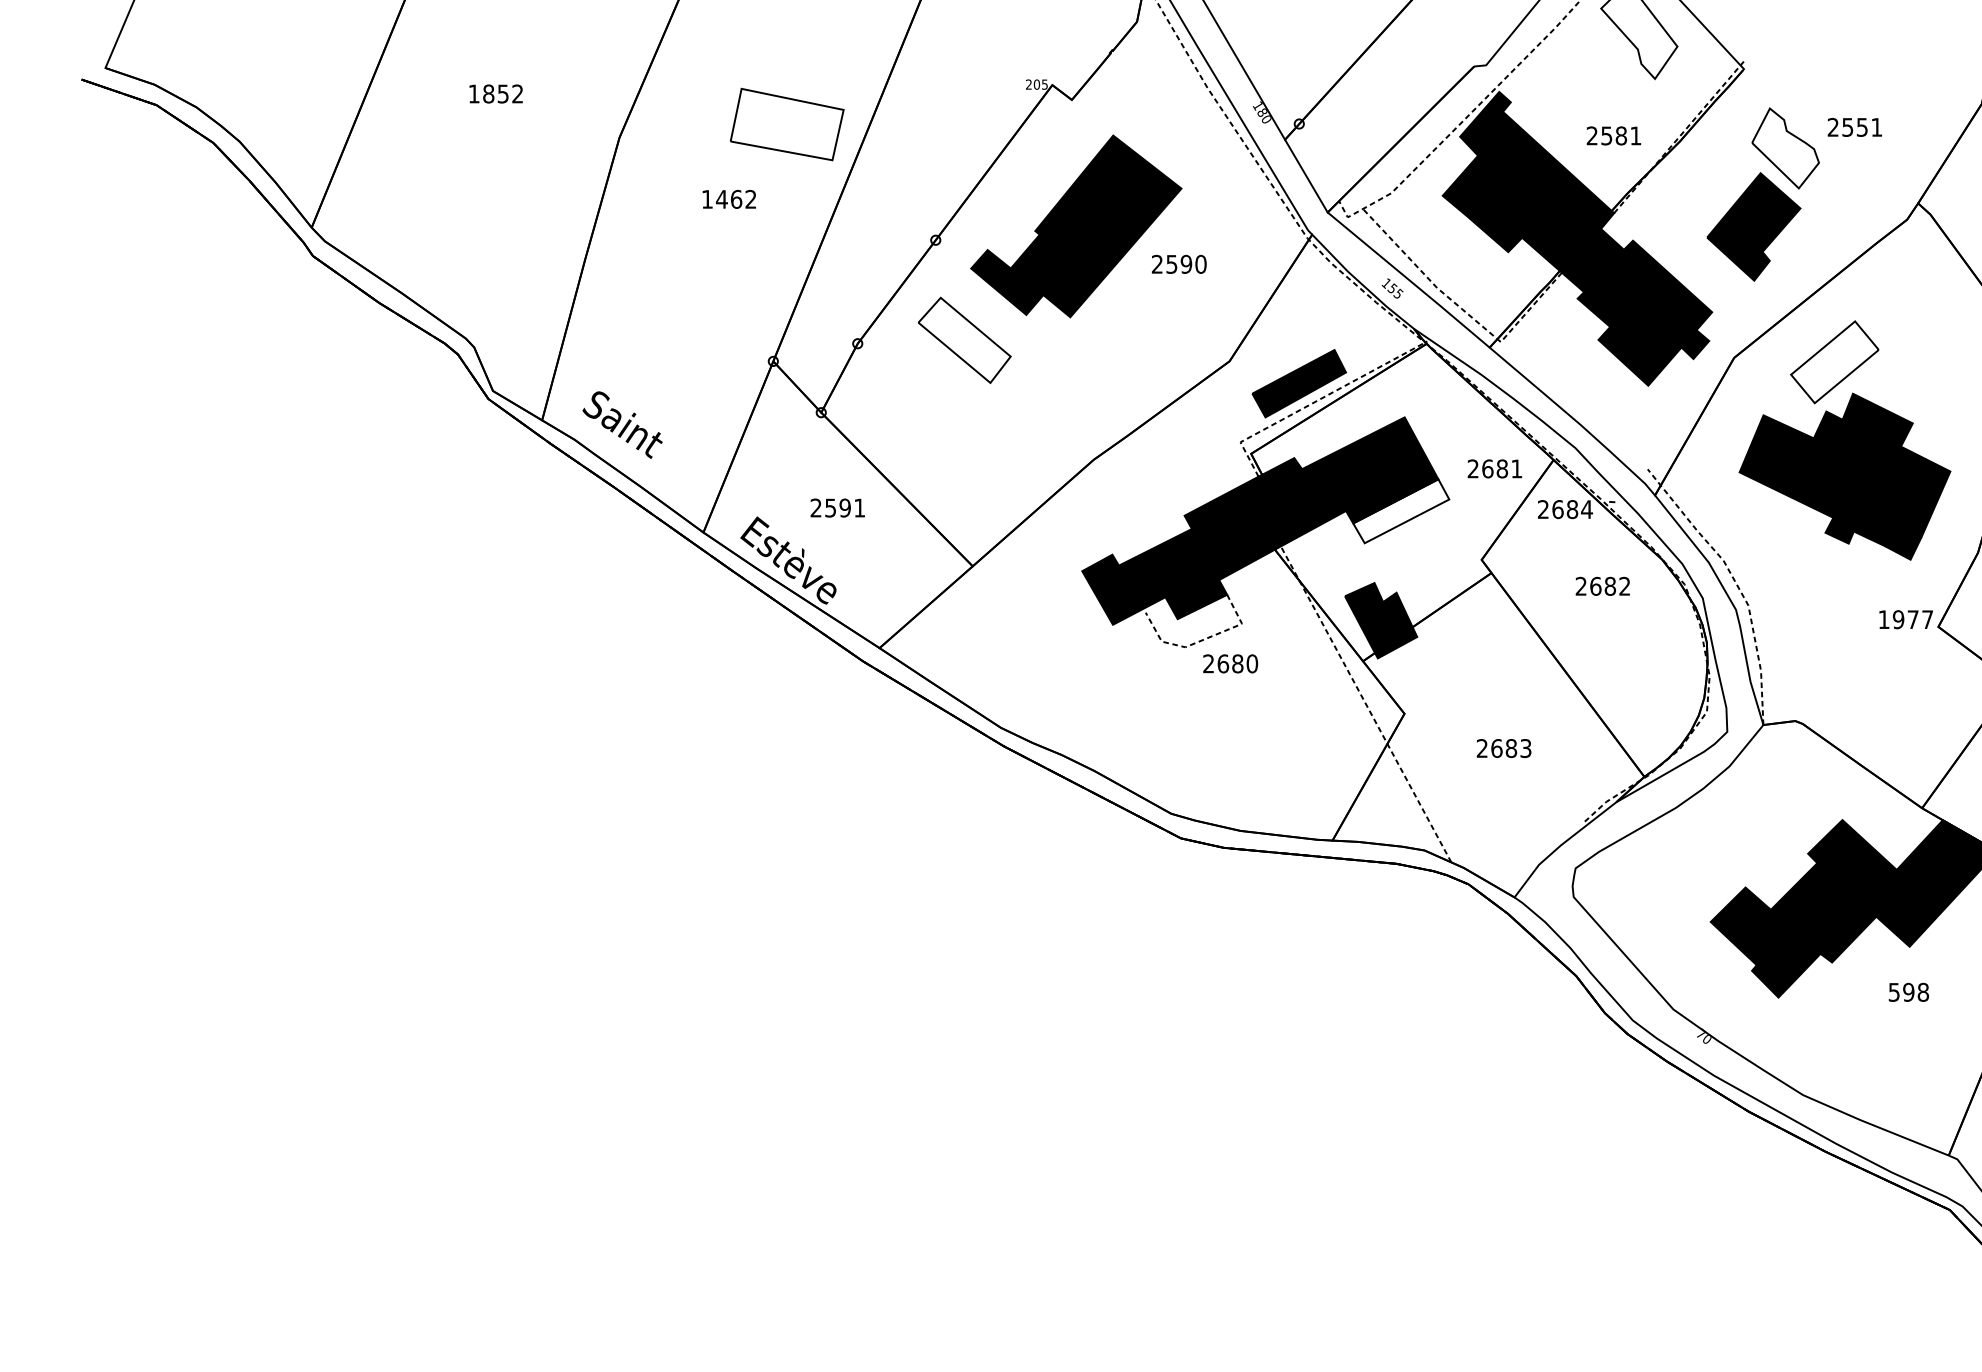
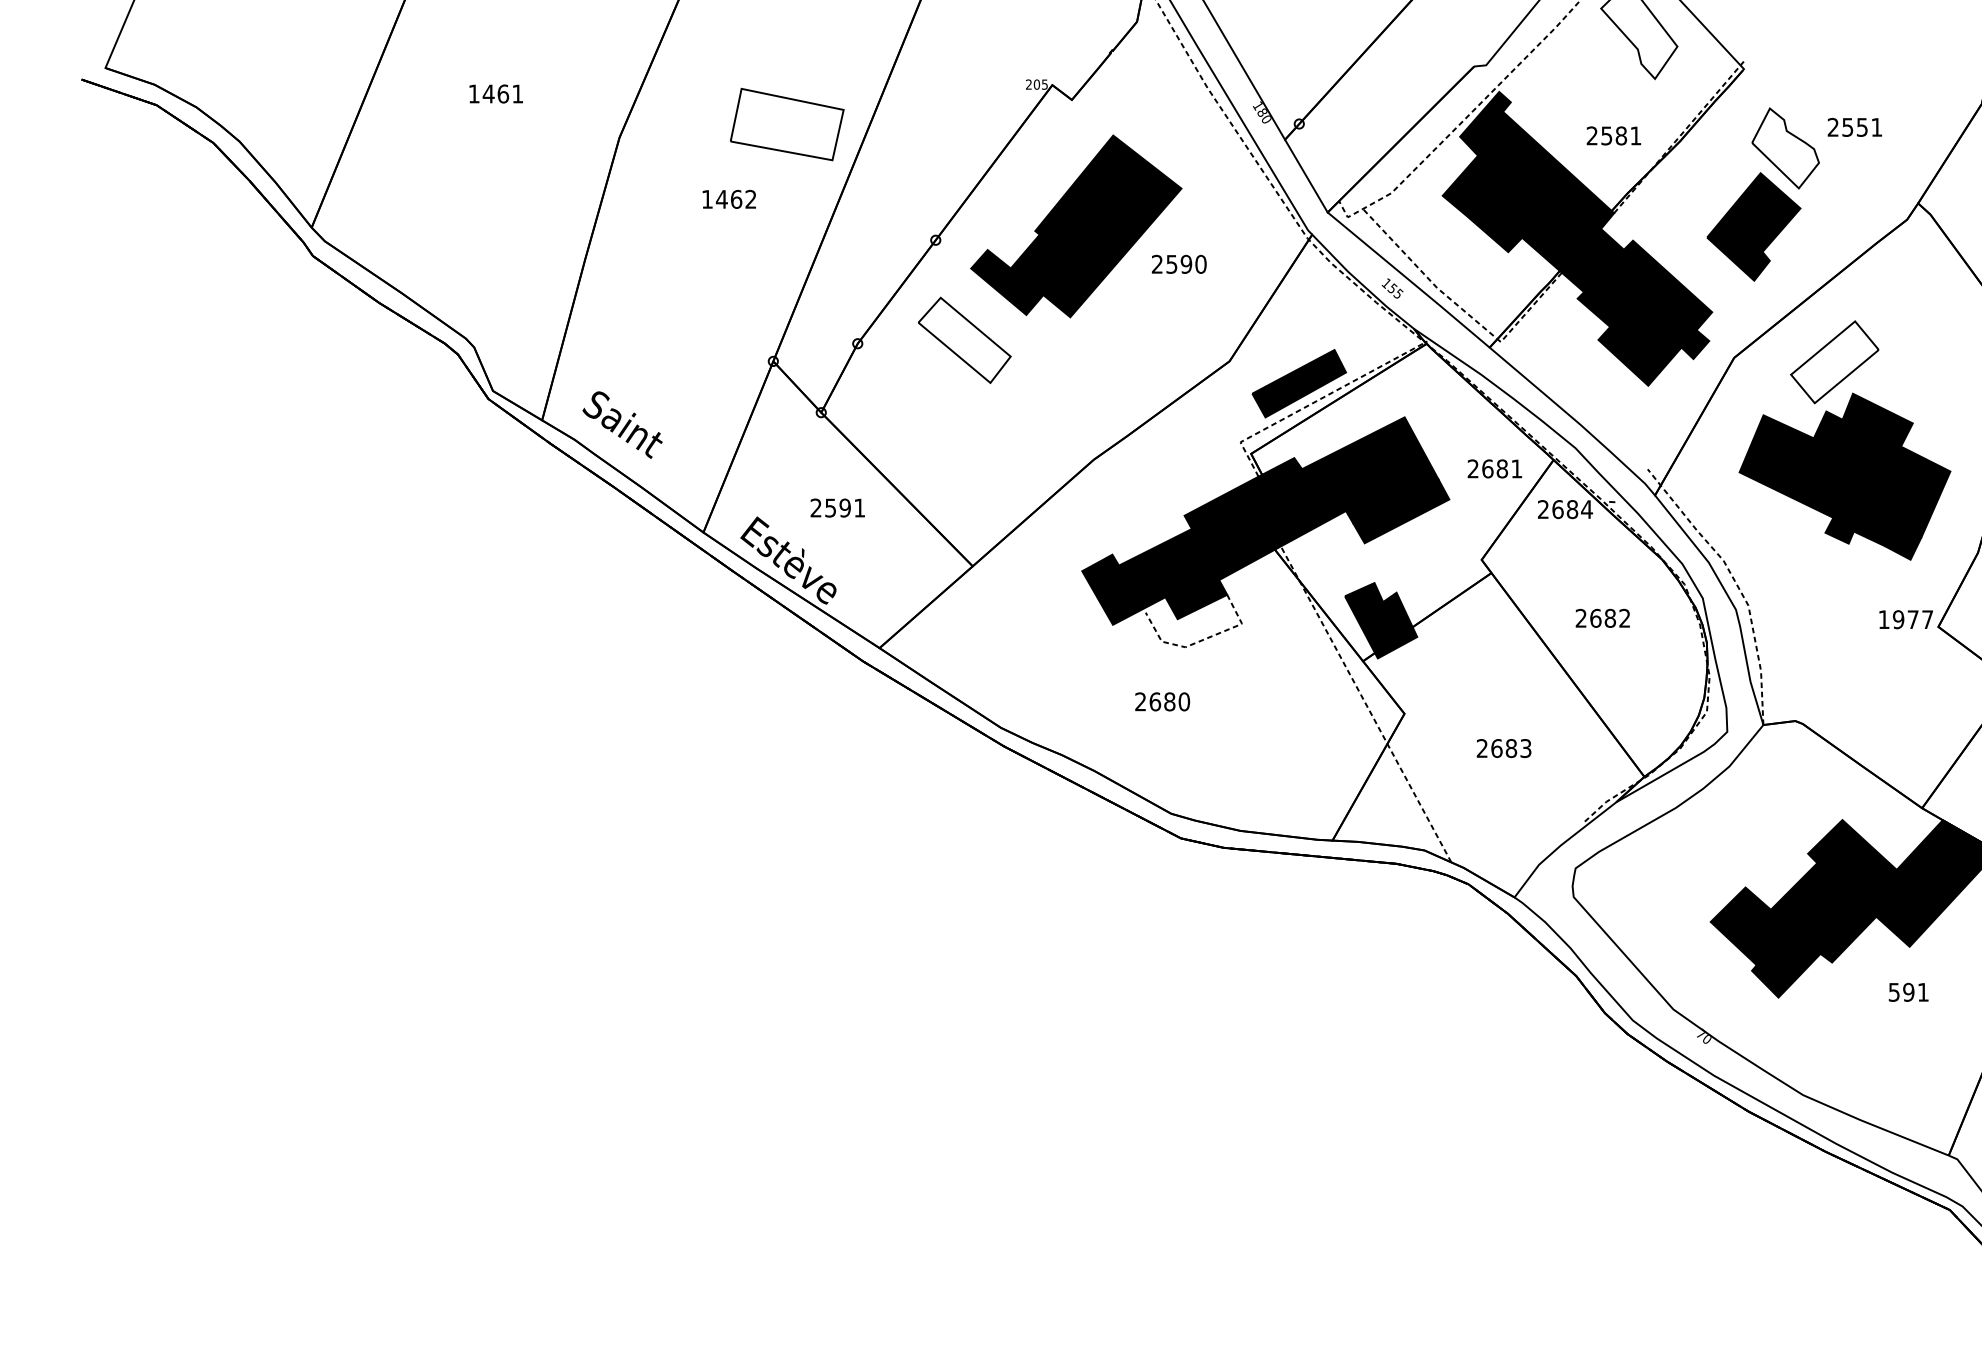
text: 1852 -> 1461 (502, 93)
fill: none -> present (1401, 511)
text position: (1602, 585) -> (1602, 617) (1602, 617)
text position: (1230, 663) -> (1162, 701) (1162, 701)
text: 598 -> 591 (1923, 991)
